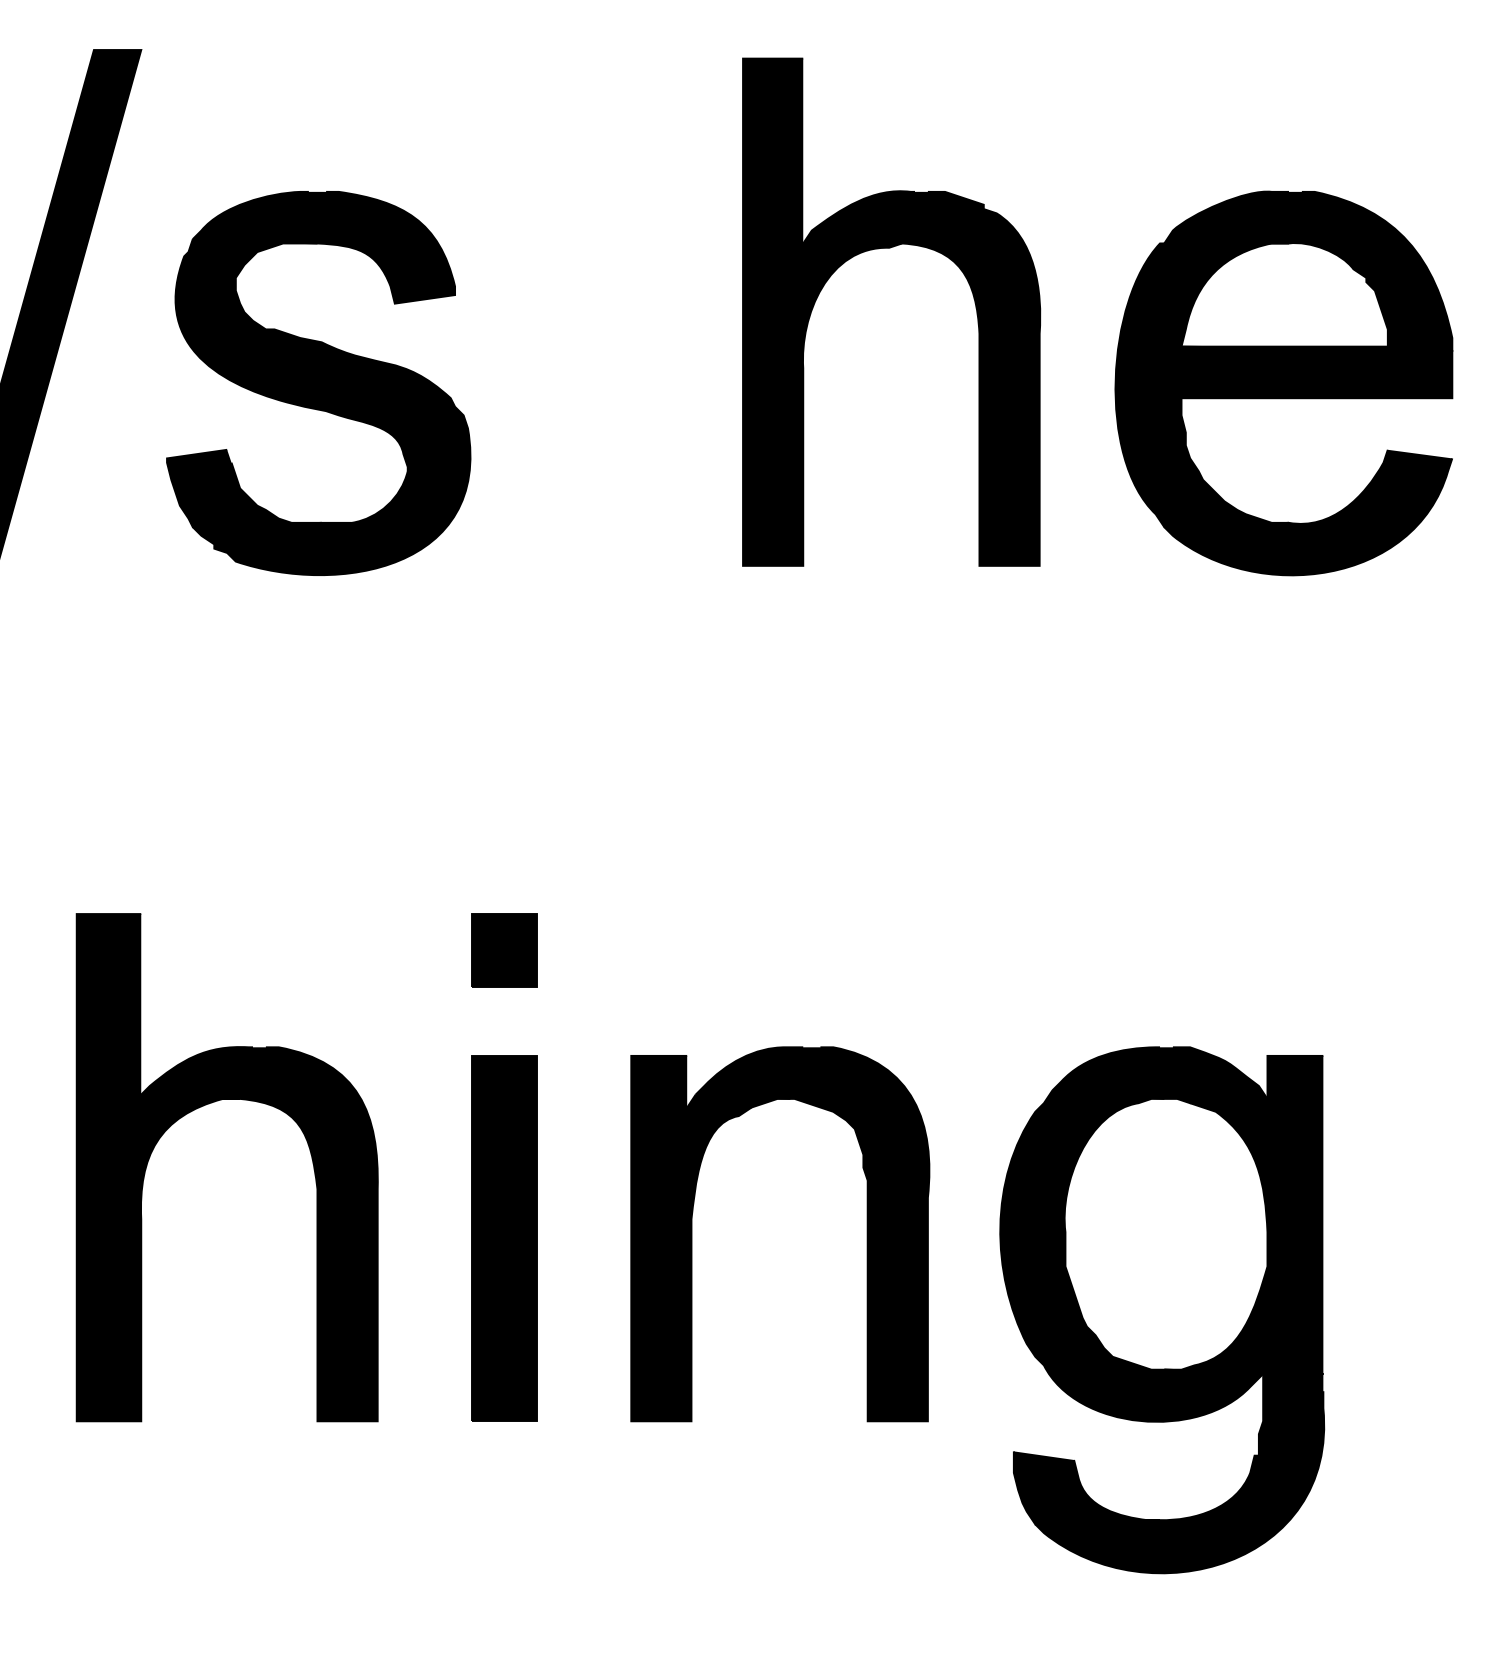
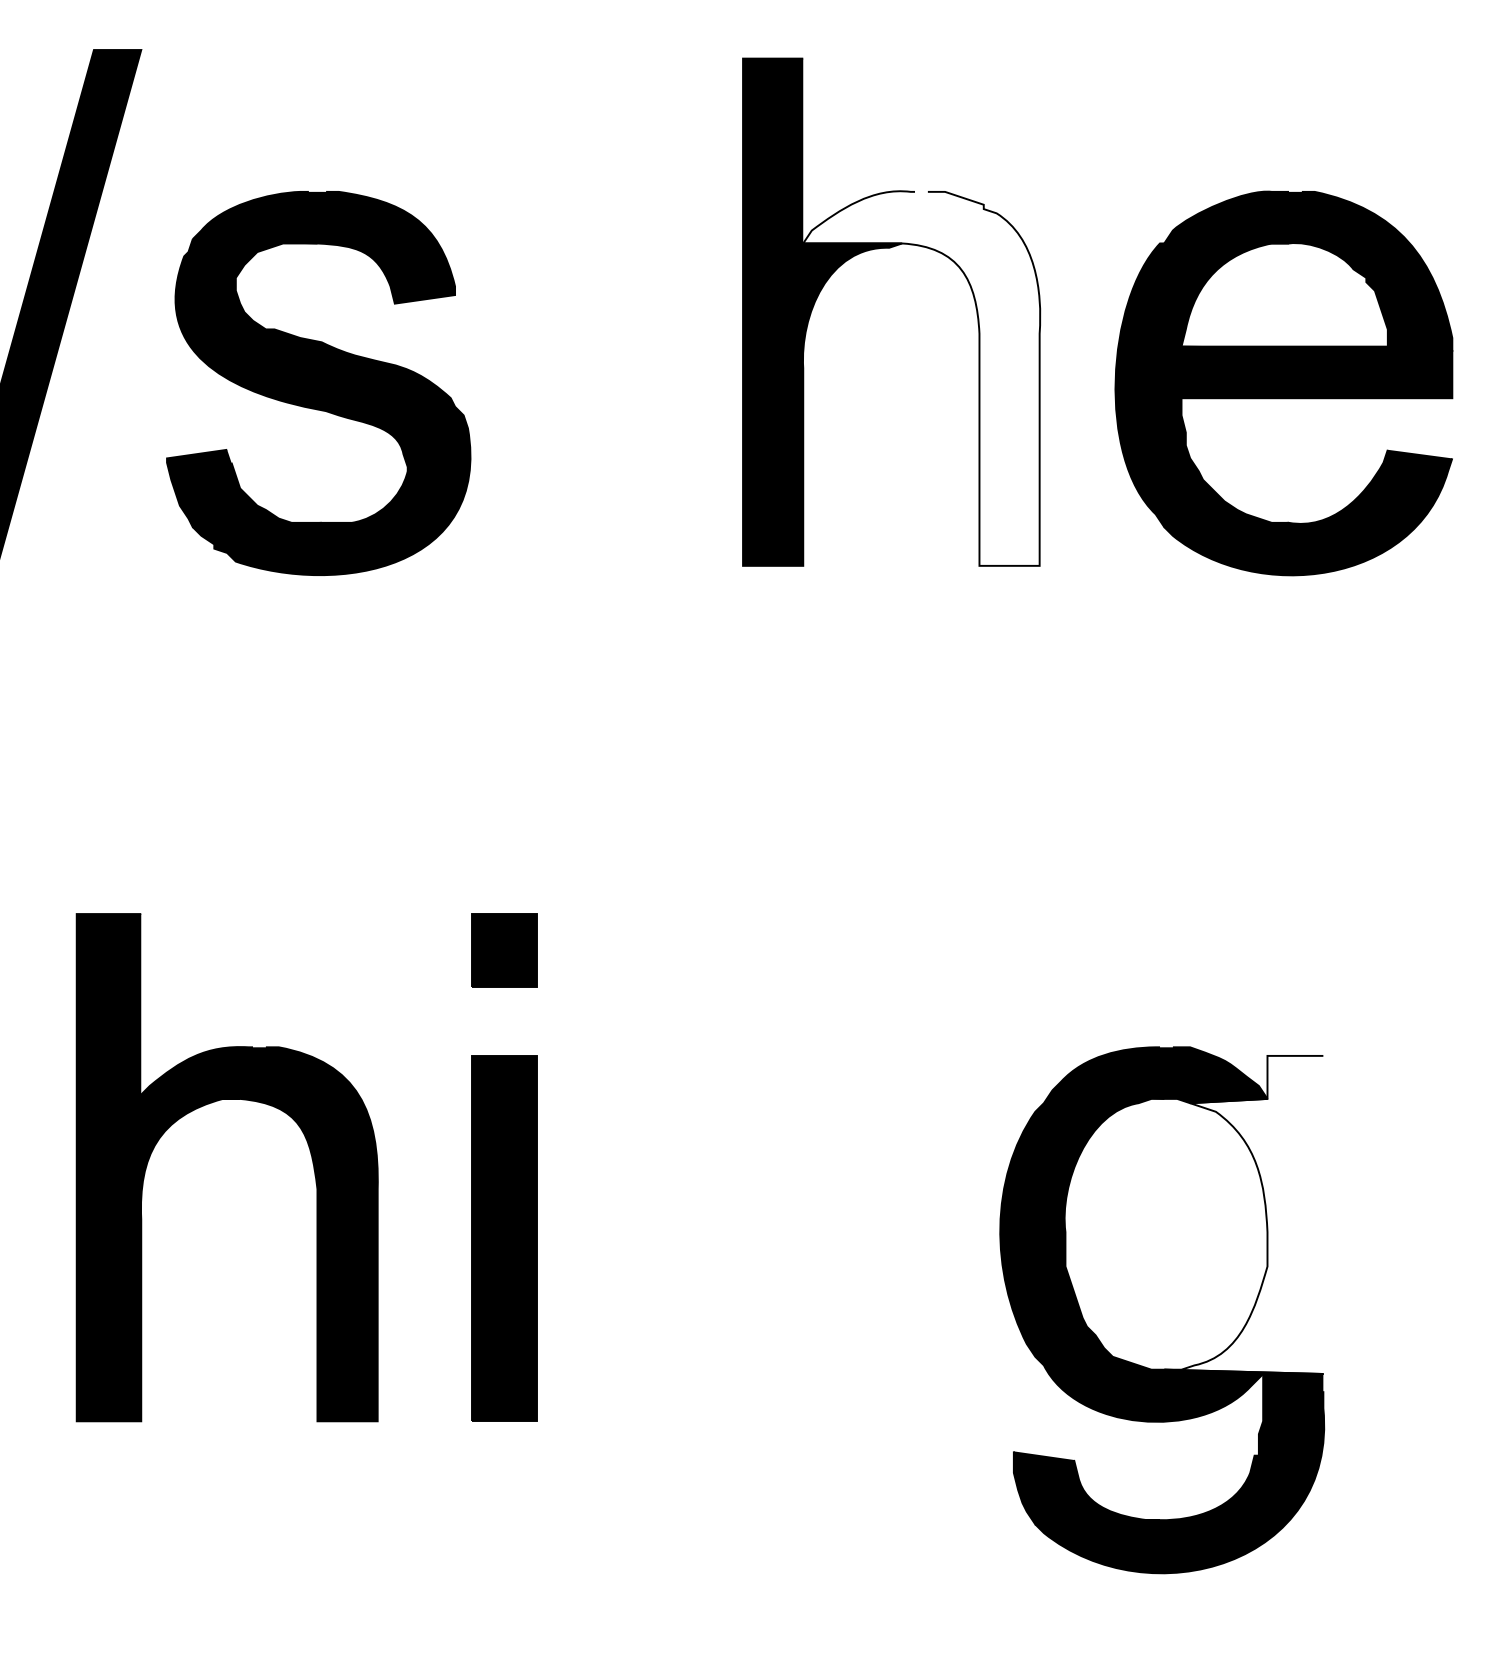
fill: present -> none (921, 378)
fill: present -> none (1243, 1214)
part: present -> none (866, 1234)
